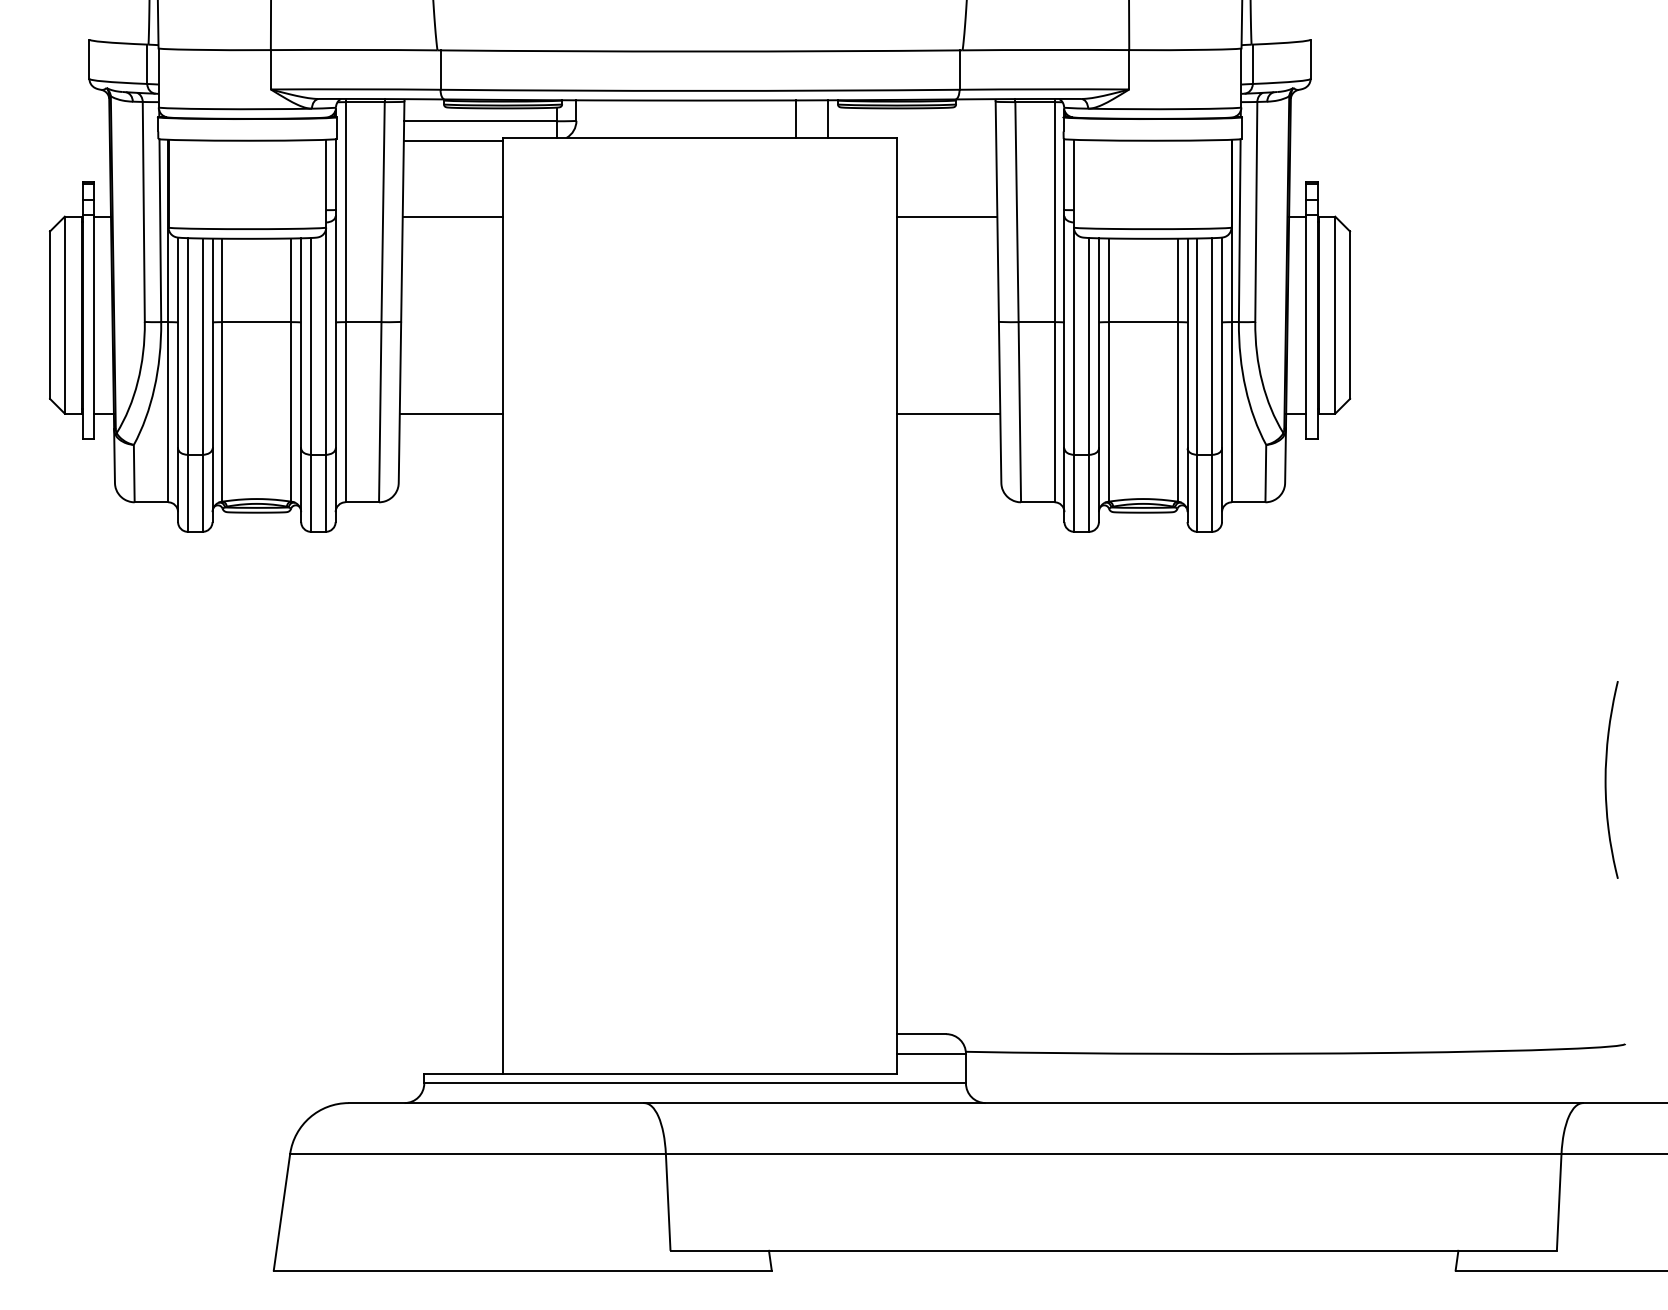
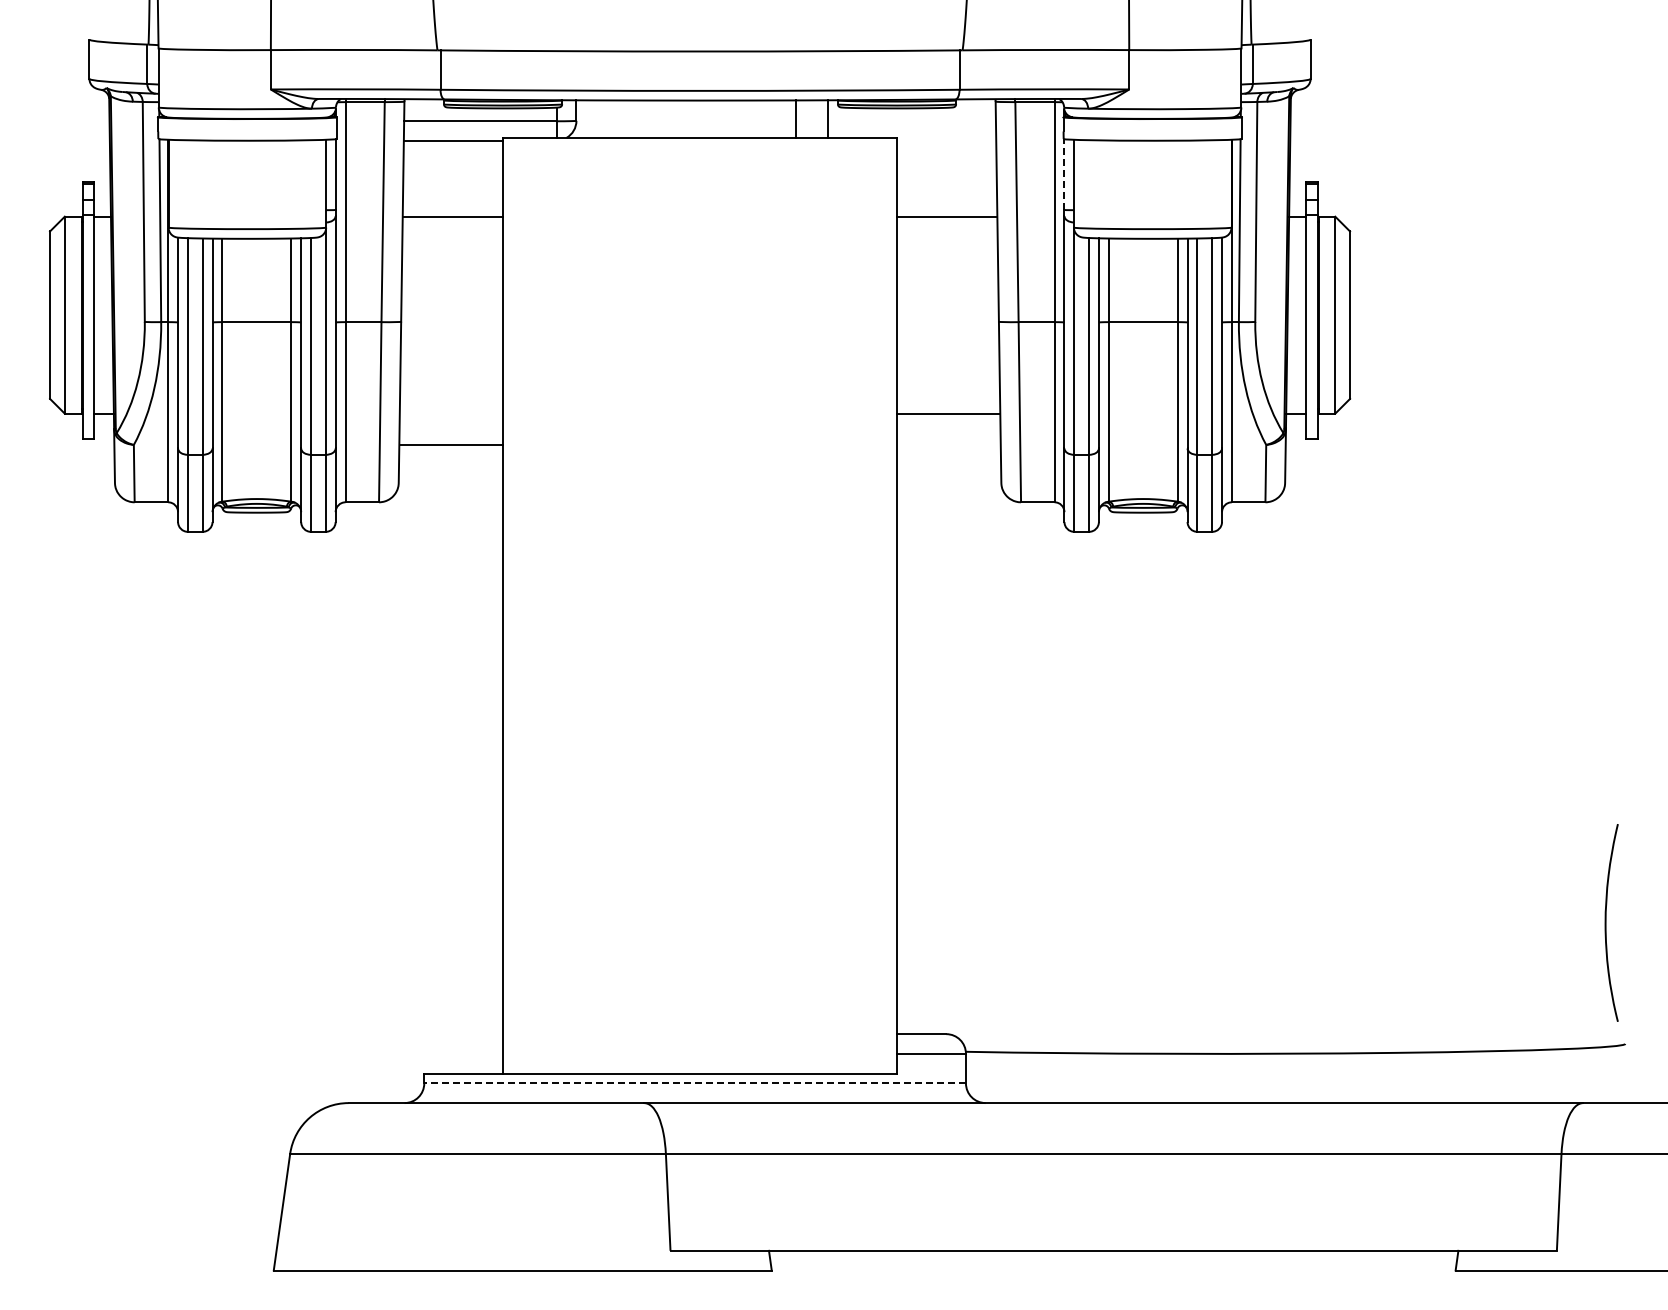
line: solid -> dashed (1064, 174)
line position: (451, 413) -> (451, 444) (451, 444)
curve position: (1606, 779) -> (1606, 922) (1606, 922)
line: solid -> dashed (695, 1083)
